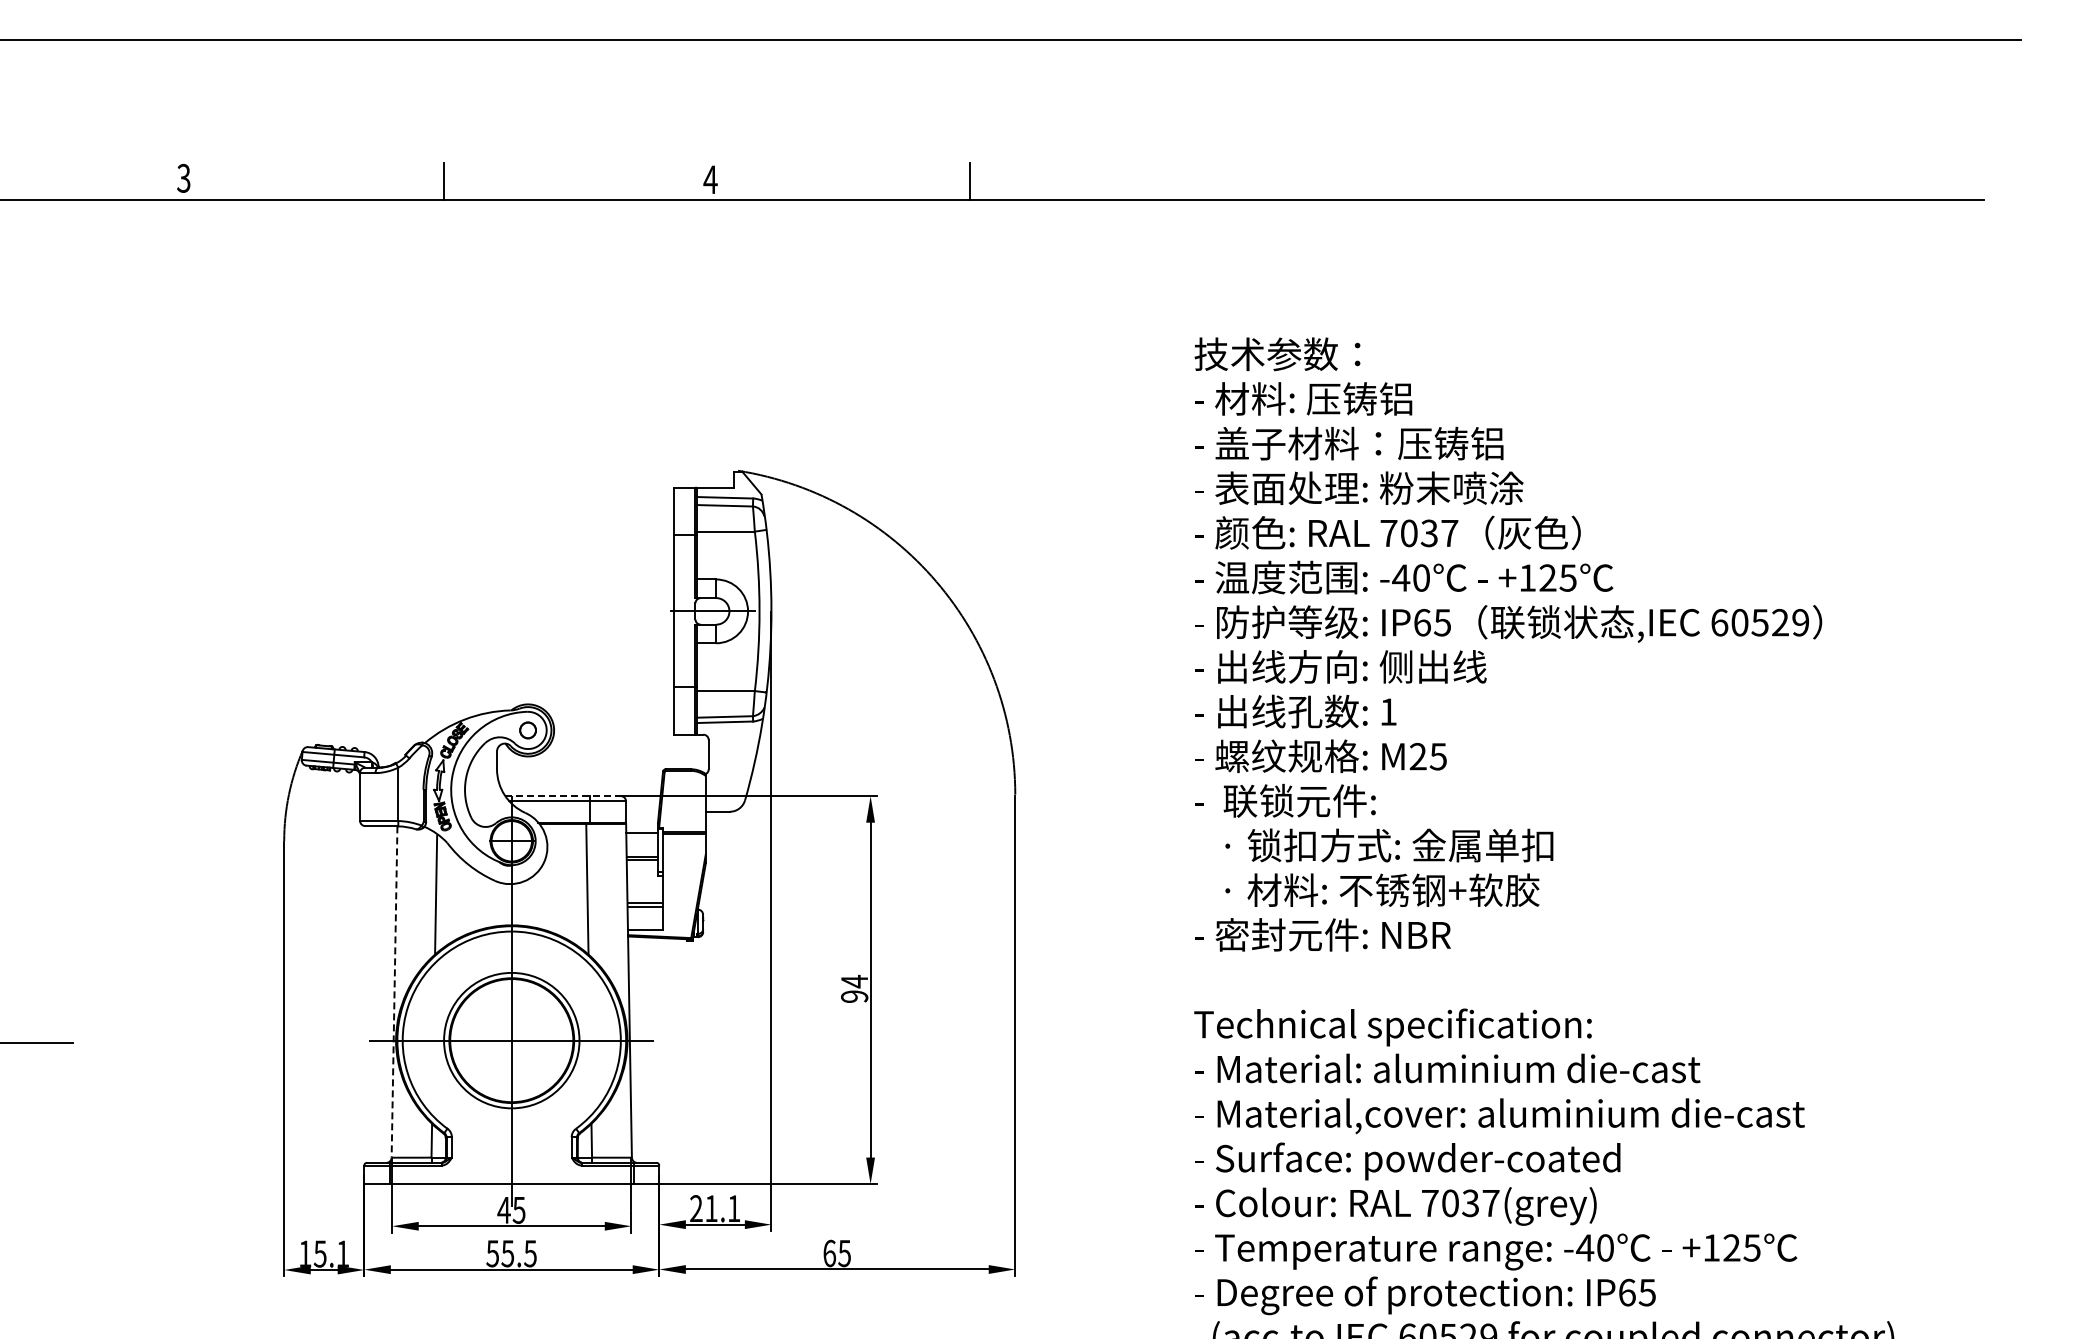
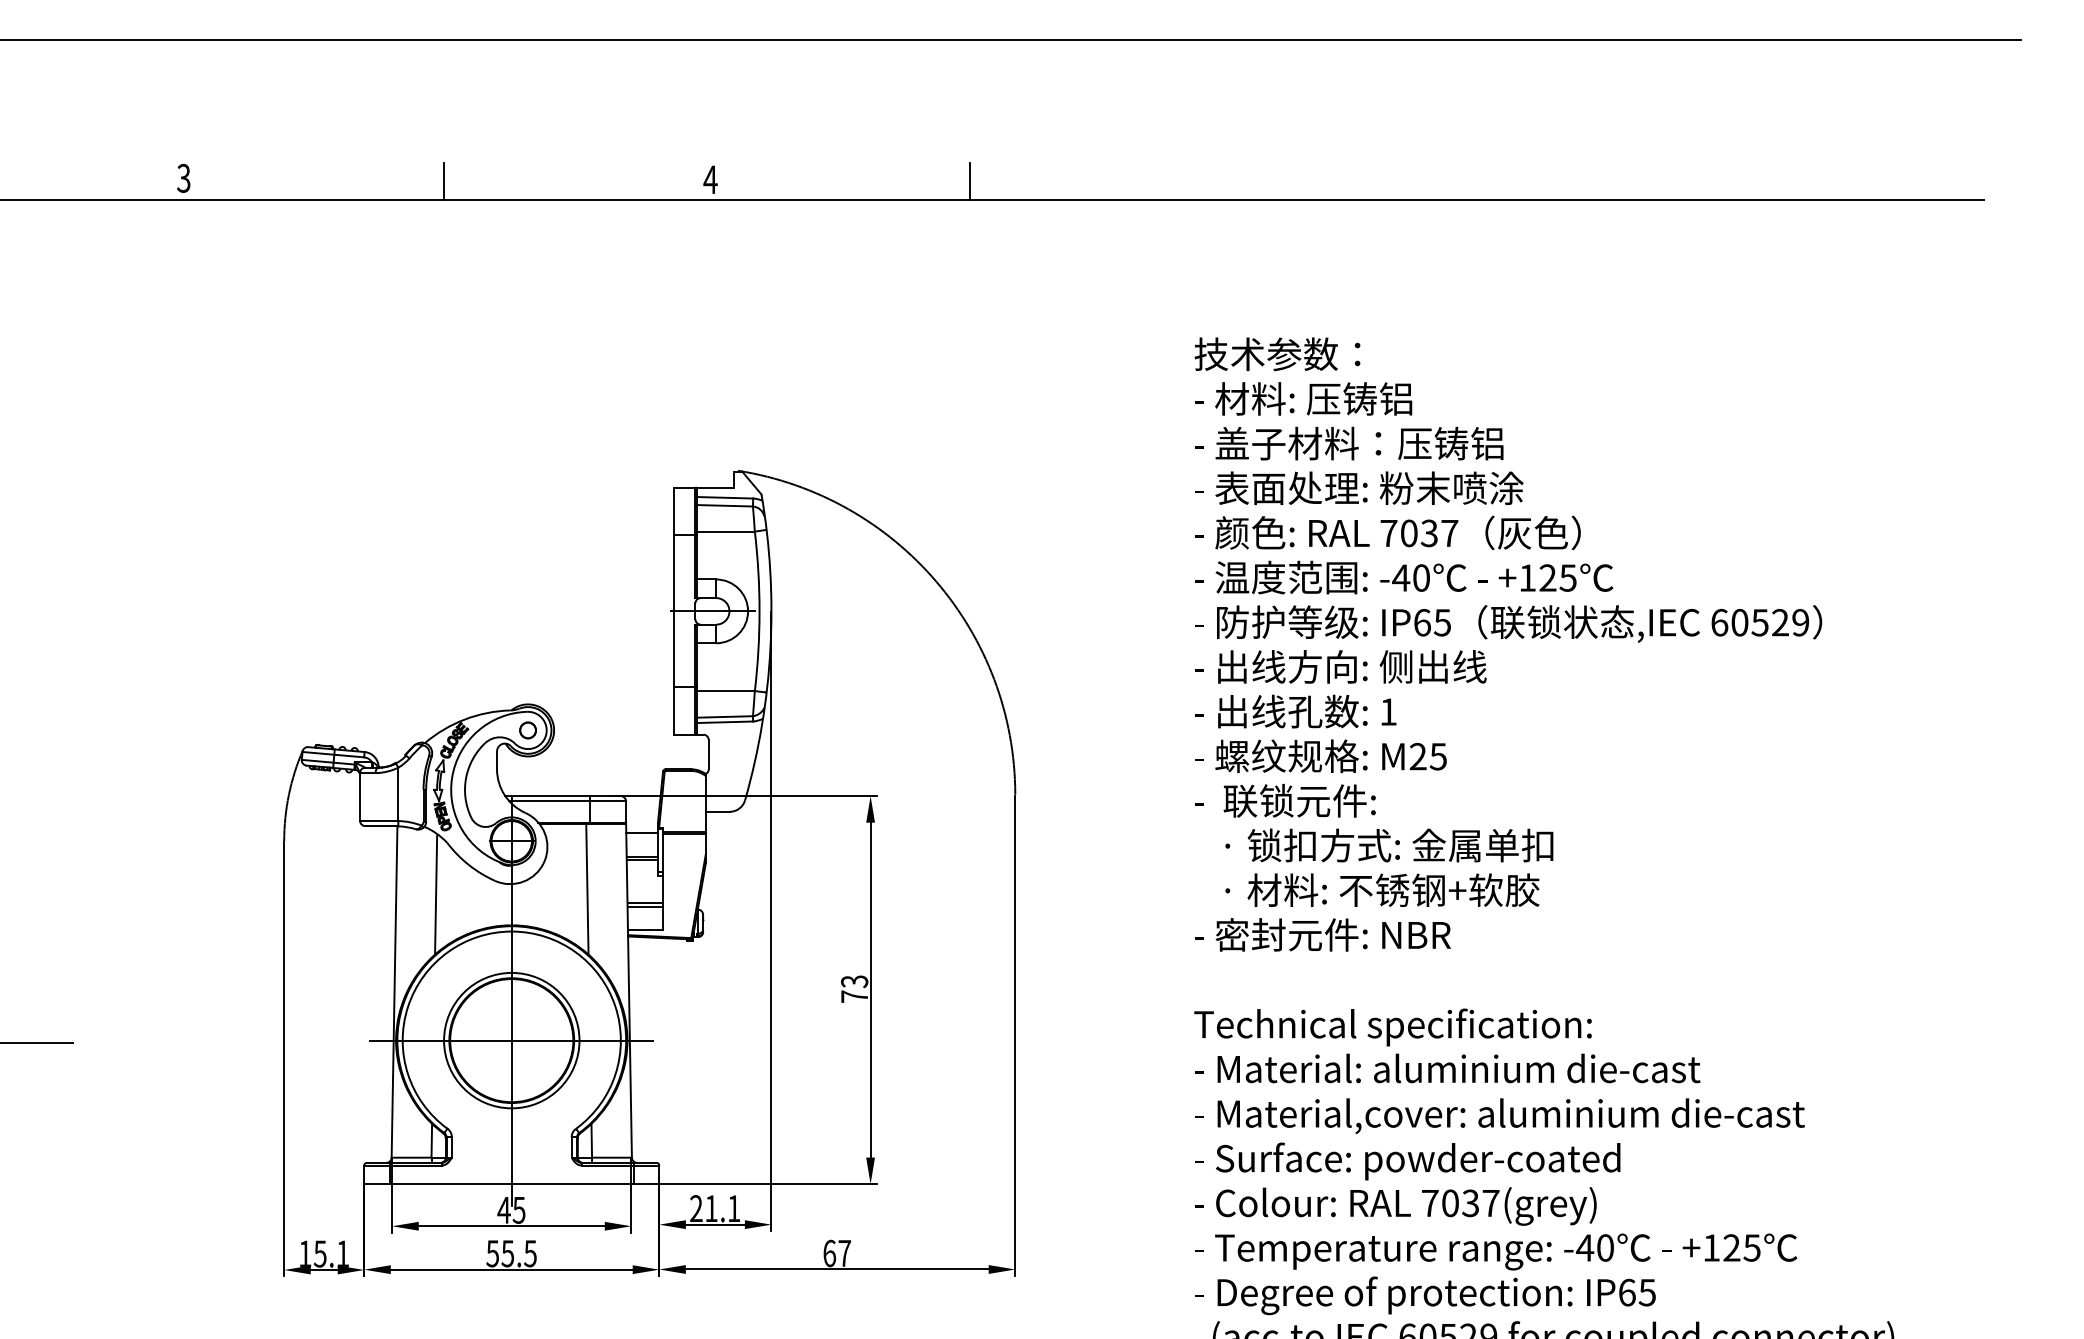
line: dashed -> solid (563, 796)
text: 94 -> 73 (854, 988)
line: dashed -> solid (394, 992)
text: 65 -> 67 (844, 1253)
